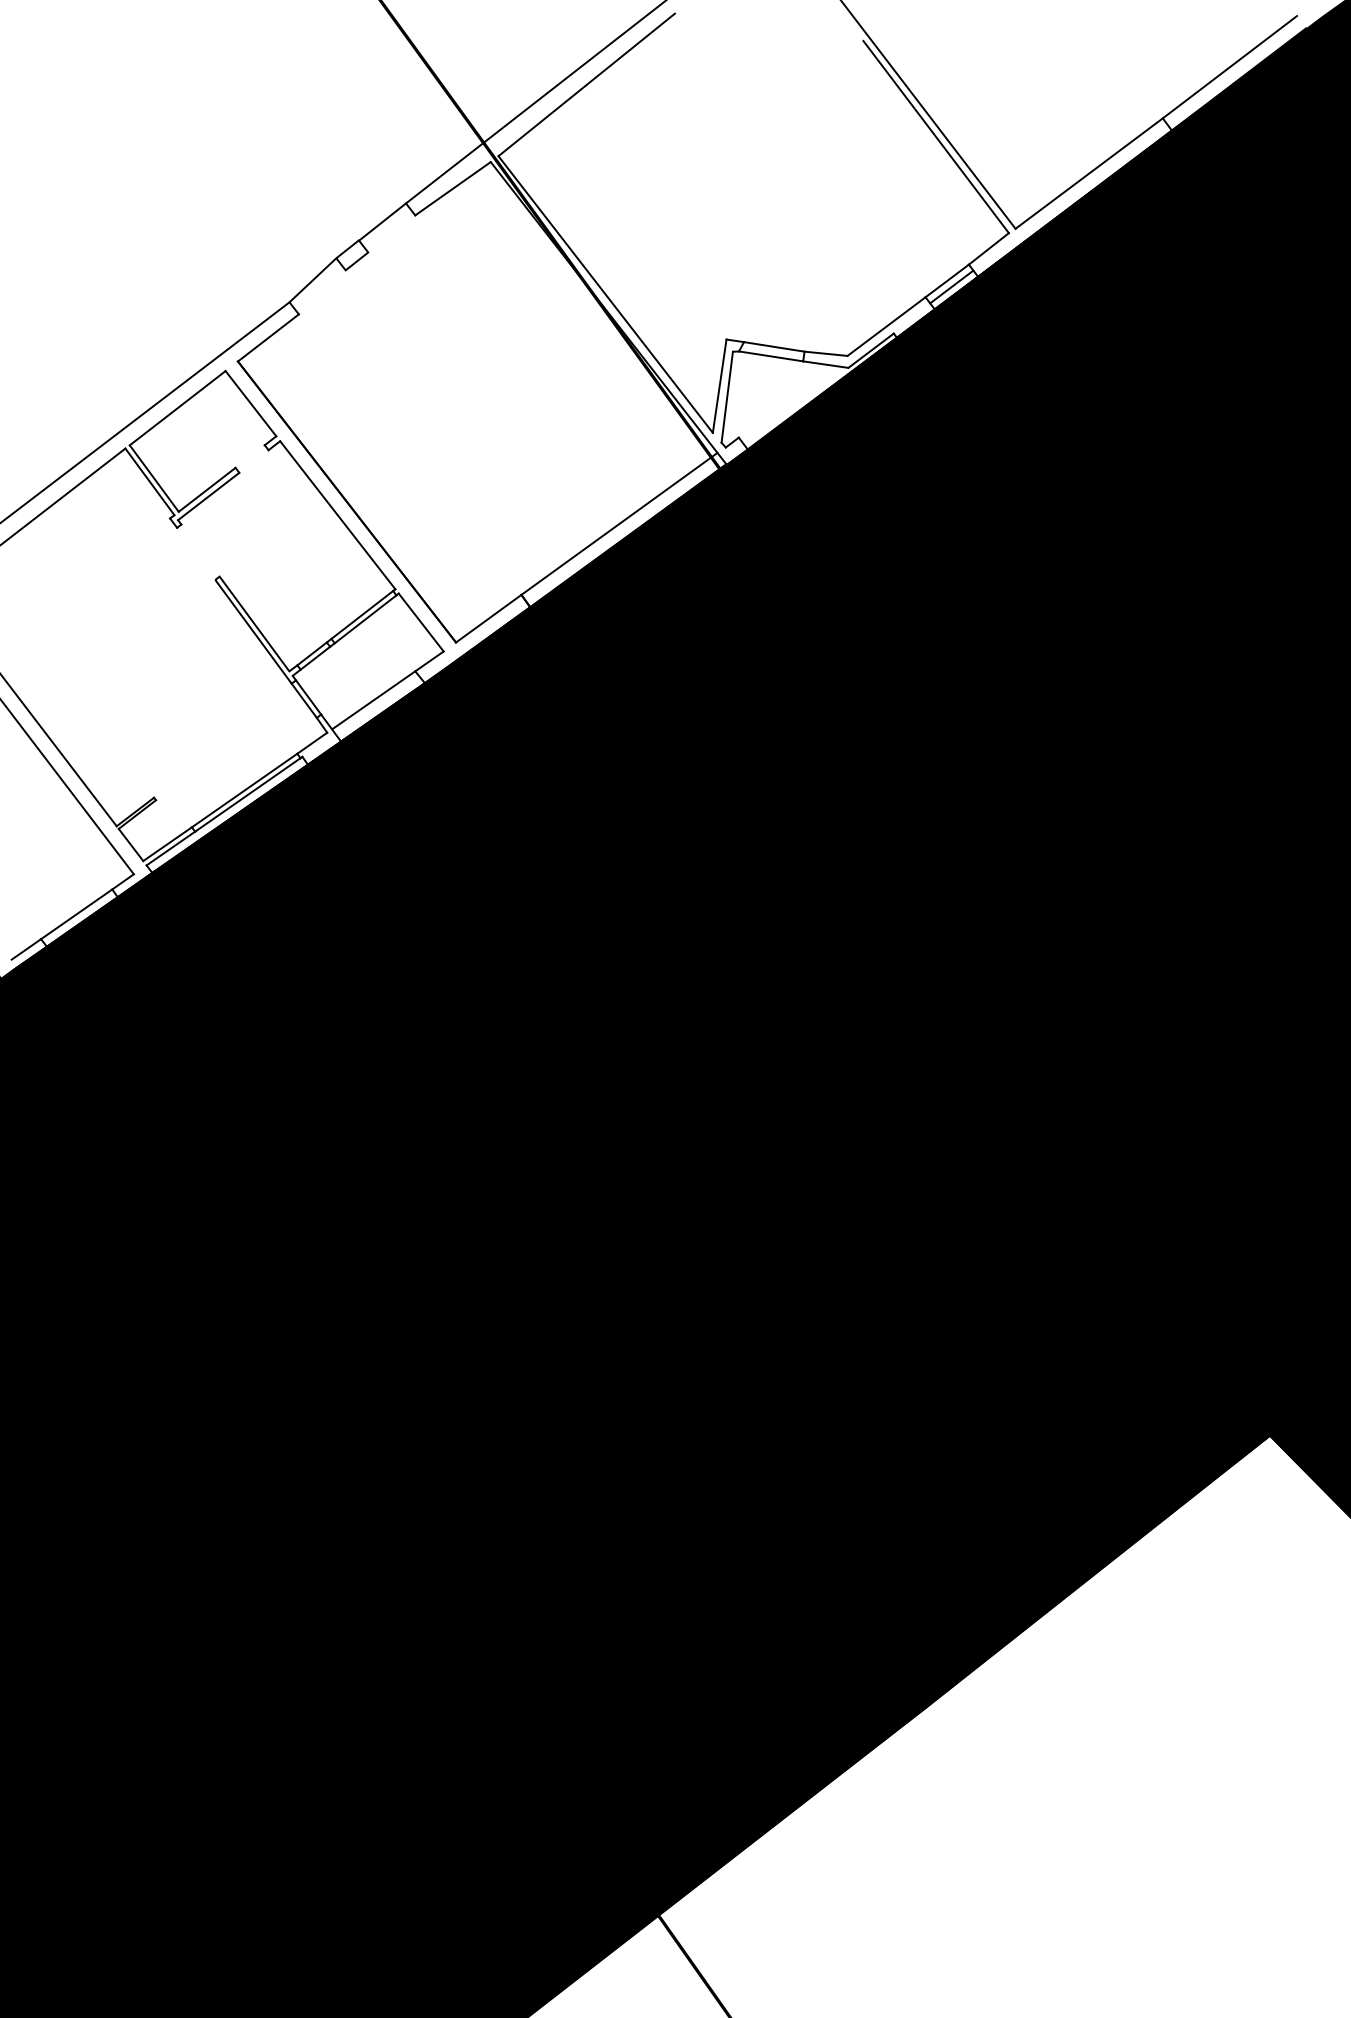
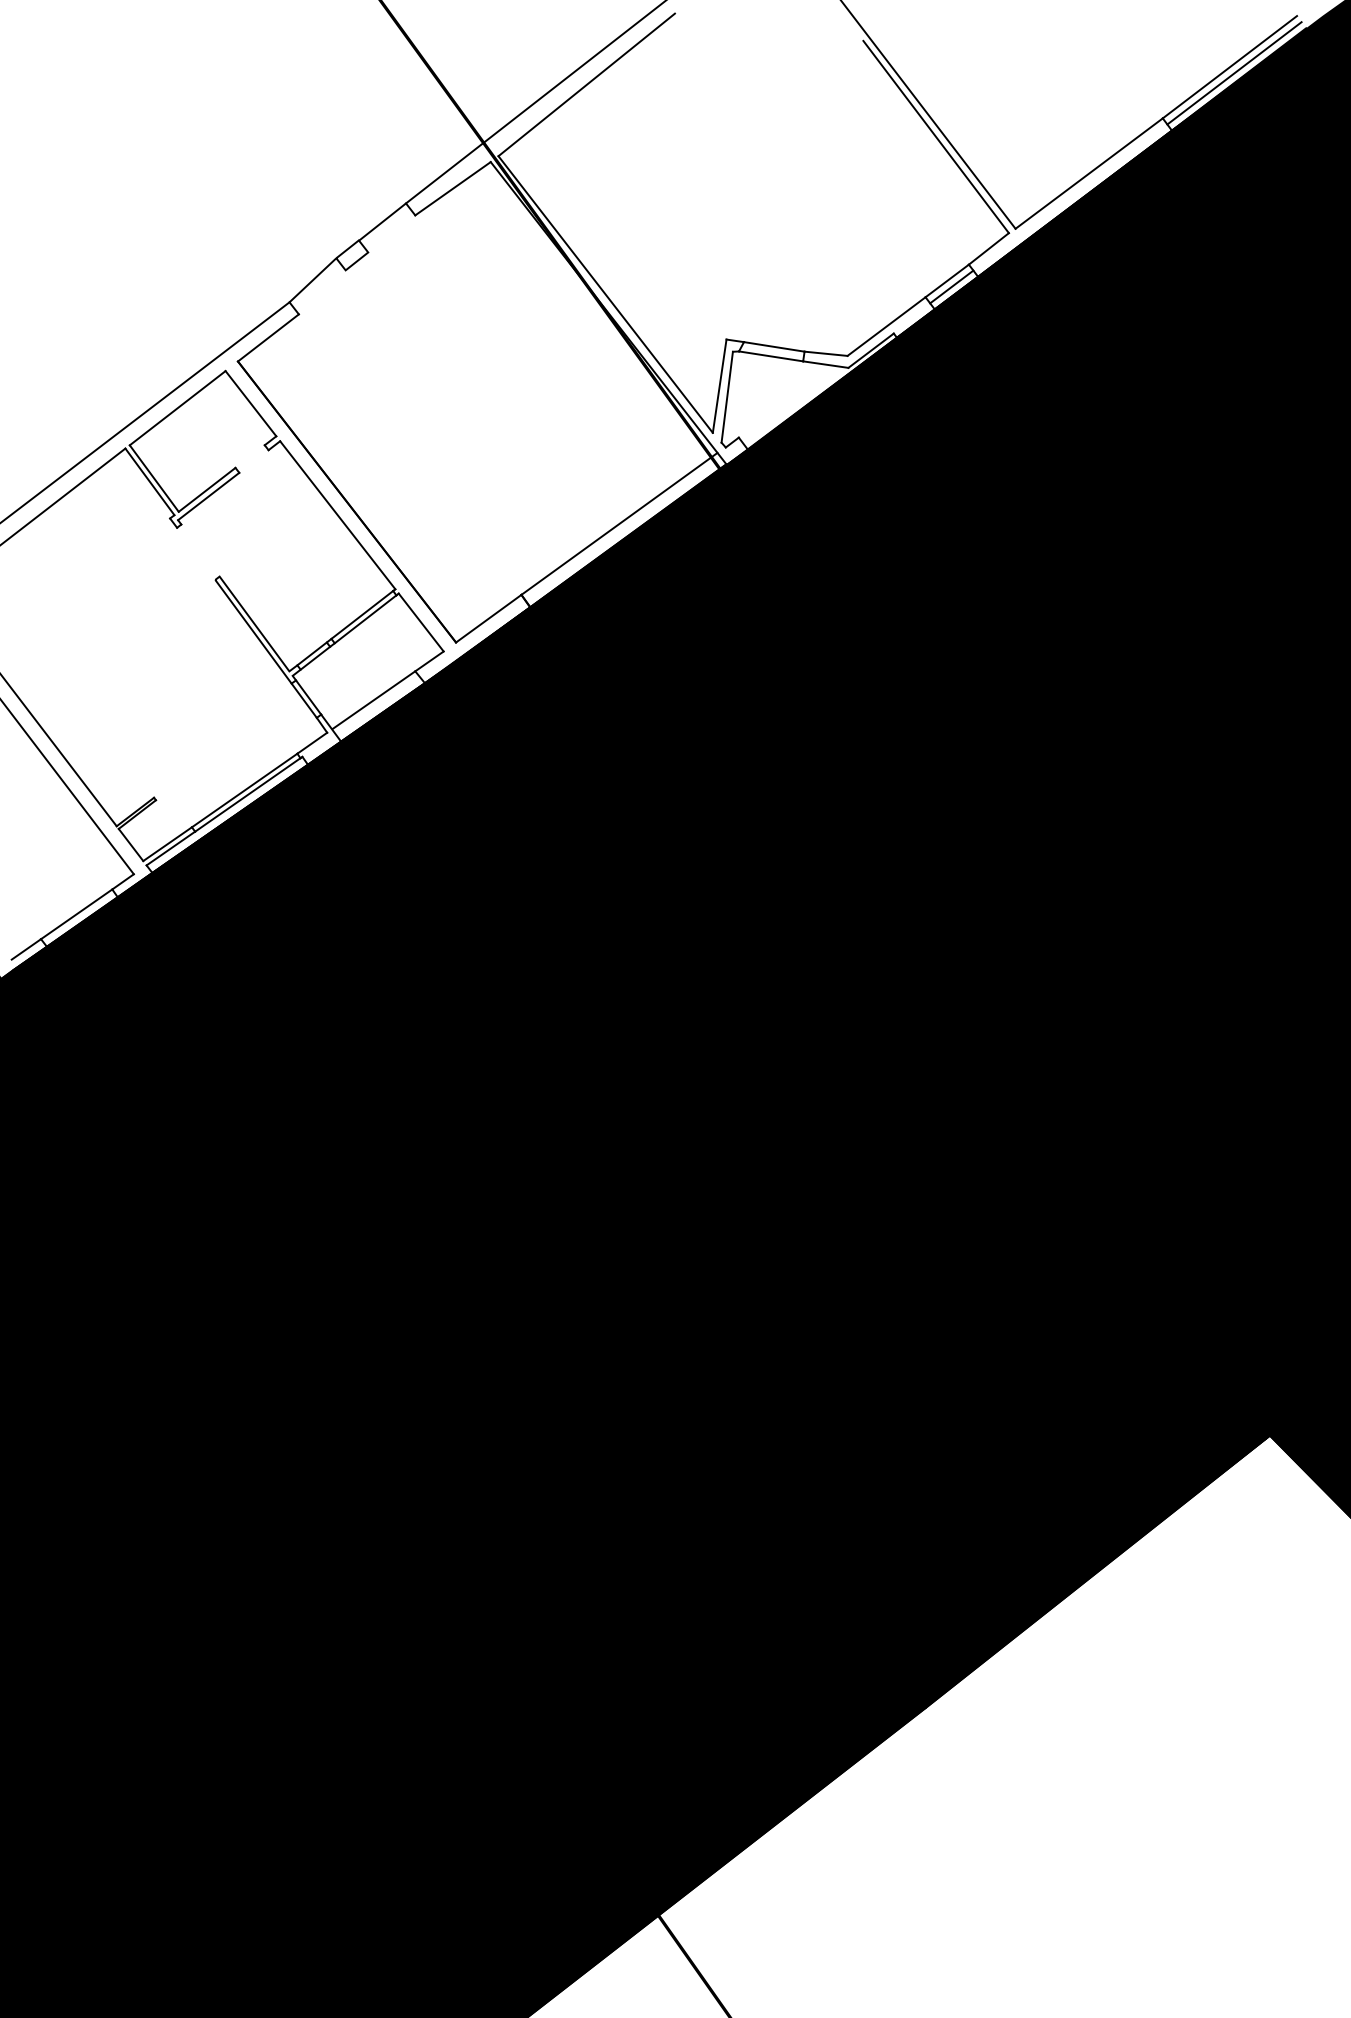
line: none -> present (1234, 73)
